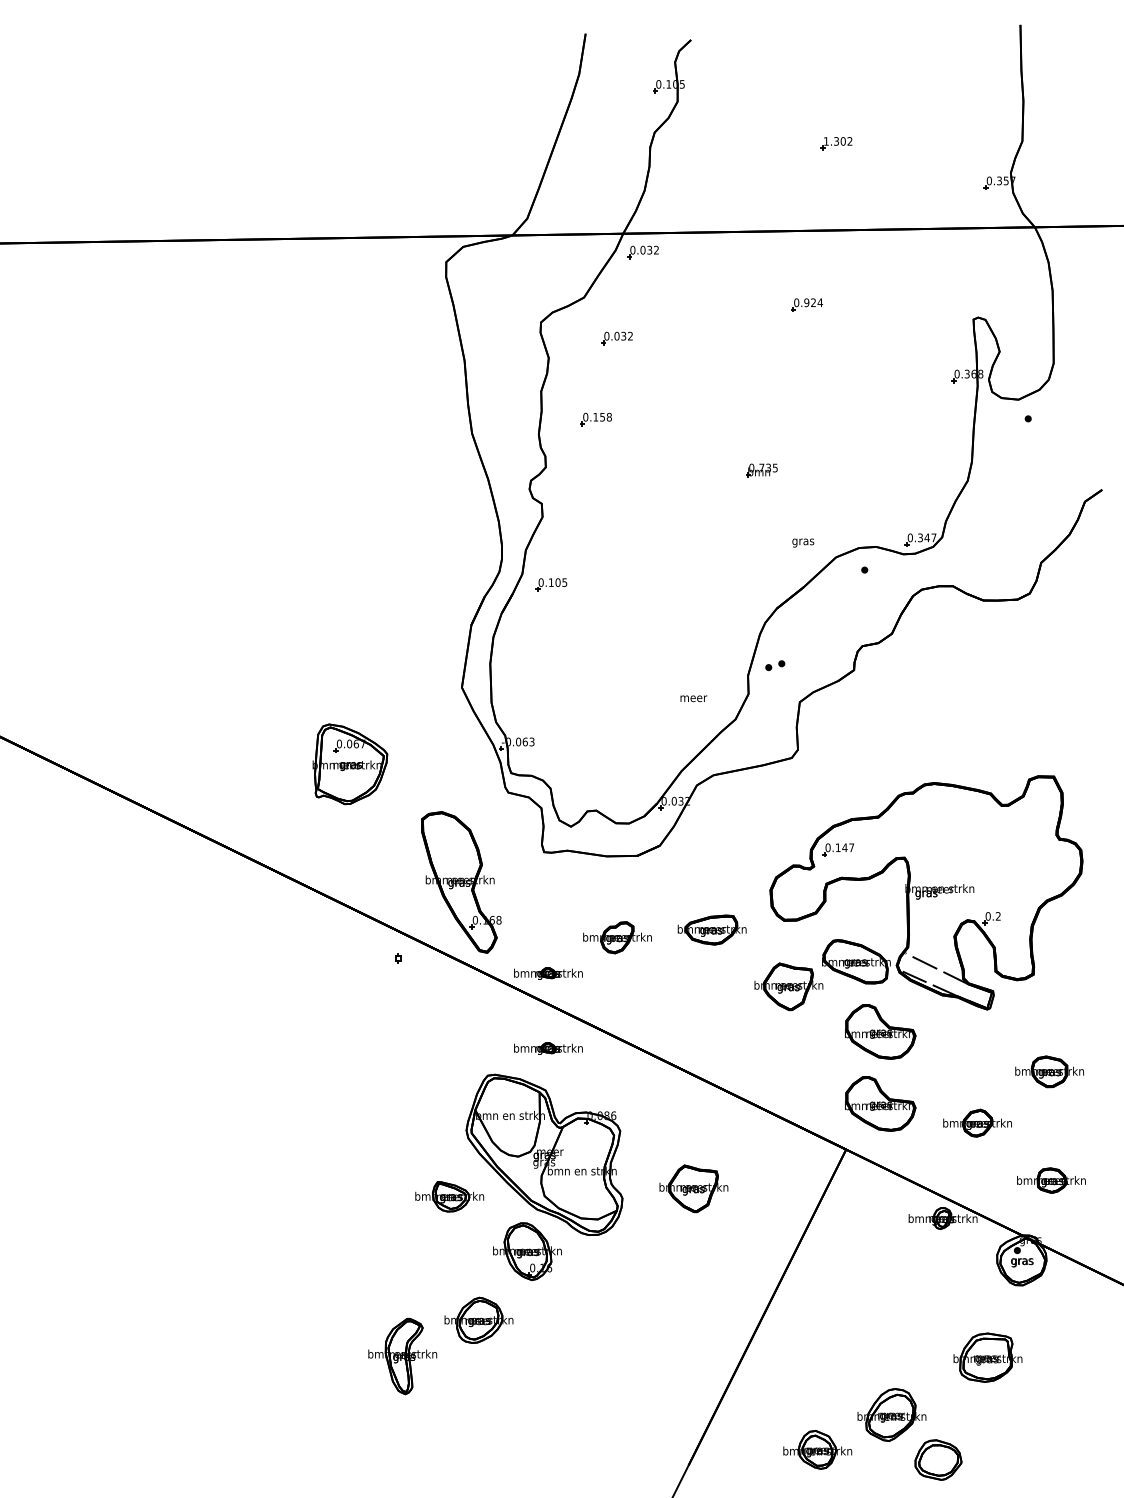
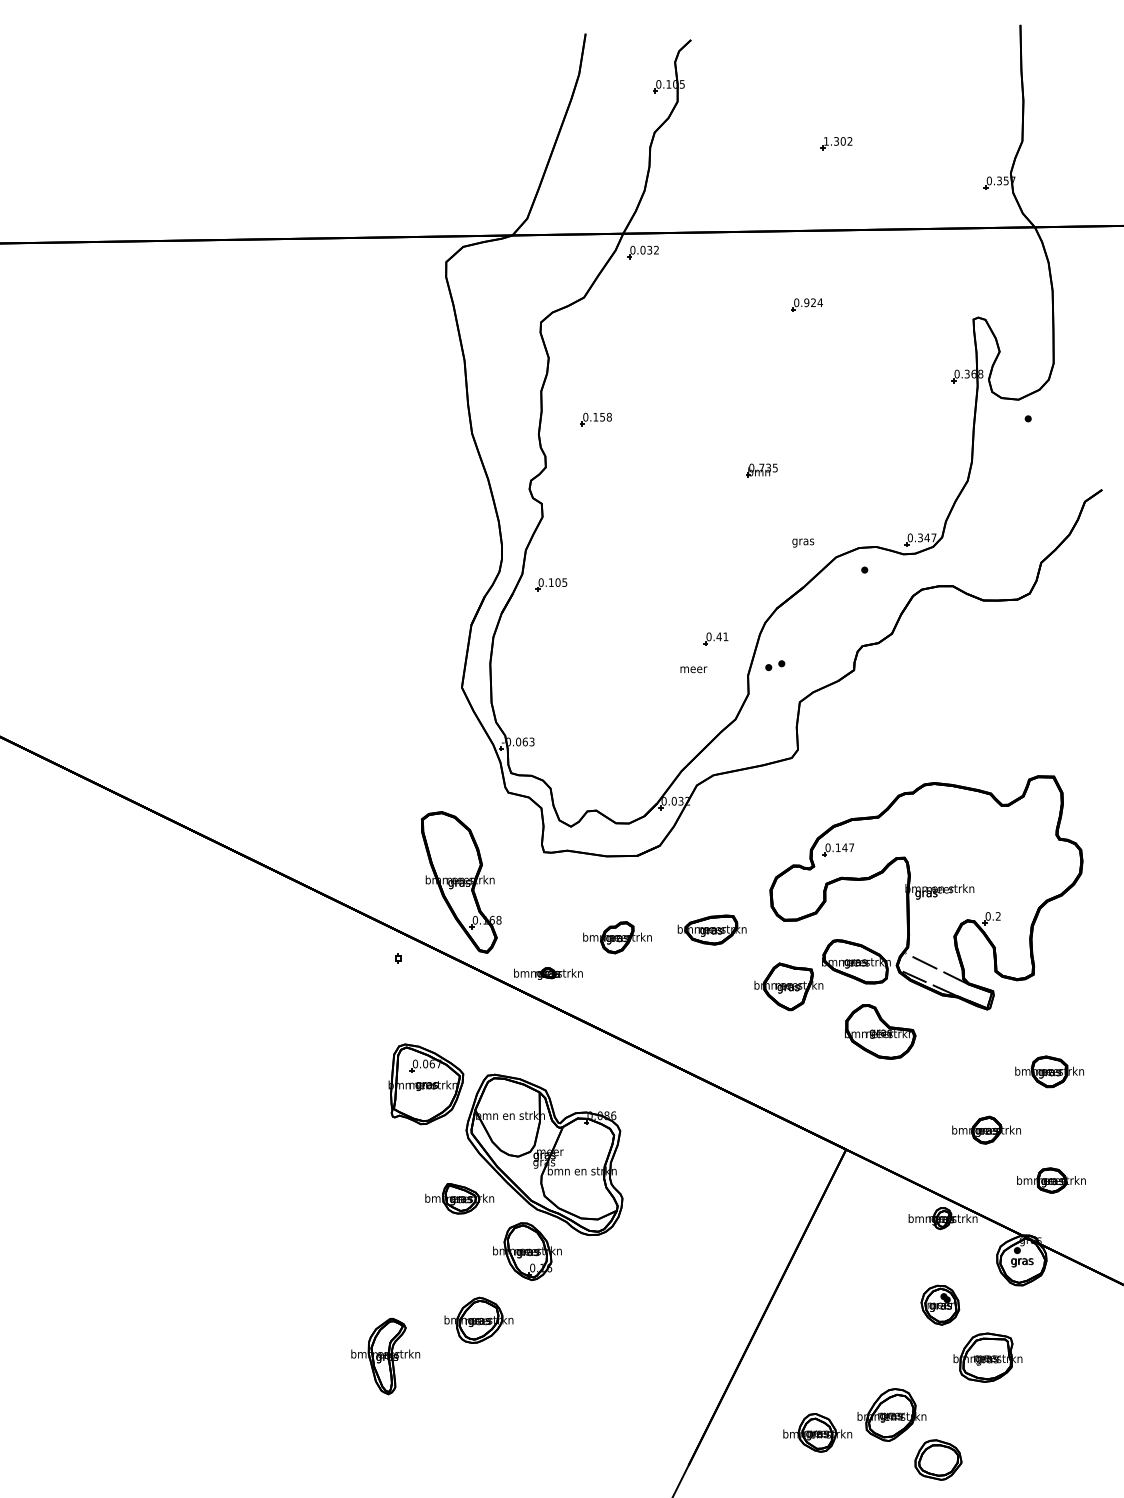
part: present -> none (616, 338)
part: none -> present (715, 638)
text position: (693, 698) -> (693, 669) (693, 669)
part position: (350, 764) -> (426, 1084) (426, 1084)
part: present -> none (548, 1048)
part: present -> none (880, 1103)
part position: (977, 1122) -> (986, 1129) (986, 1129)
part: present -> none (693, 1188)
part position: (449, 1196) -> (459, 1198) (459, 1198)
part: none -> present (940, 1304)
part position: (402, 1356) -> (385, 1356) (385, 1356)
part position: (817, 1449) -> (817, 1432) (817, 1432)
